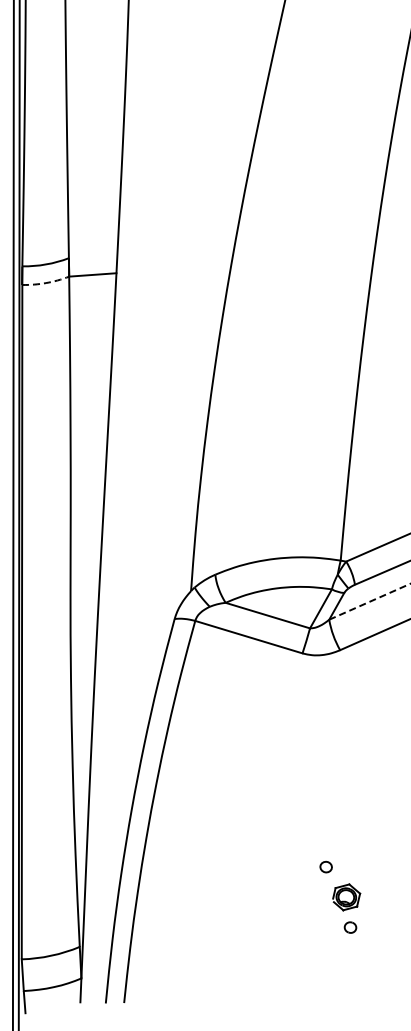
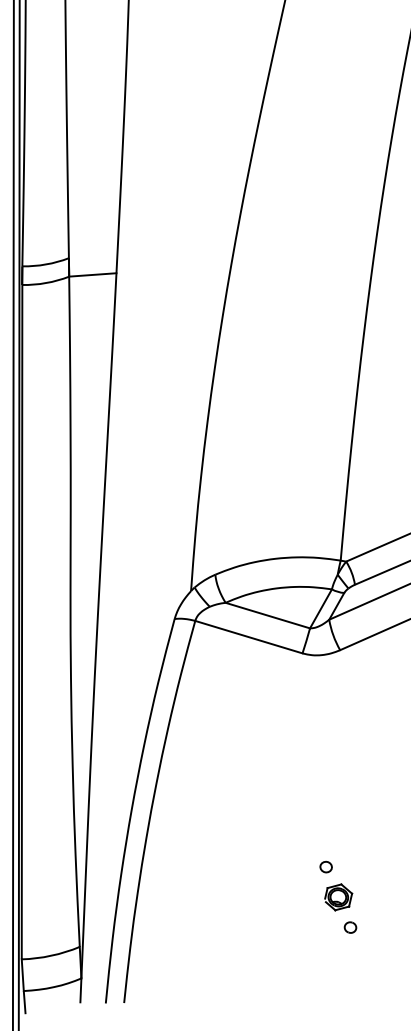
arc: dashed -> solid (46, 283)
line: dashed -> solid (370, 601)
part position: (346, 897) -> (338, 897) (338, 897)
